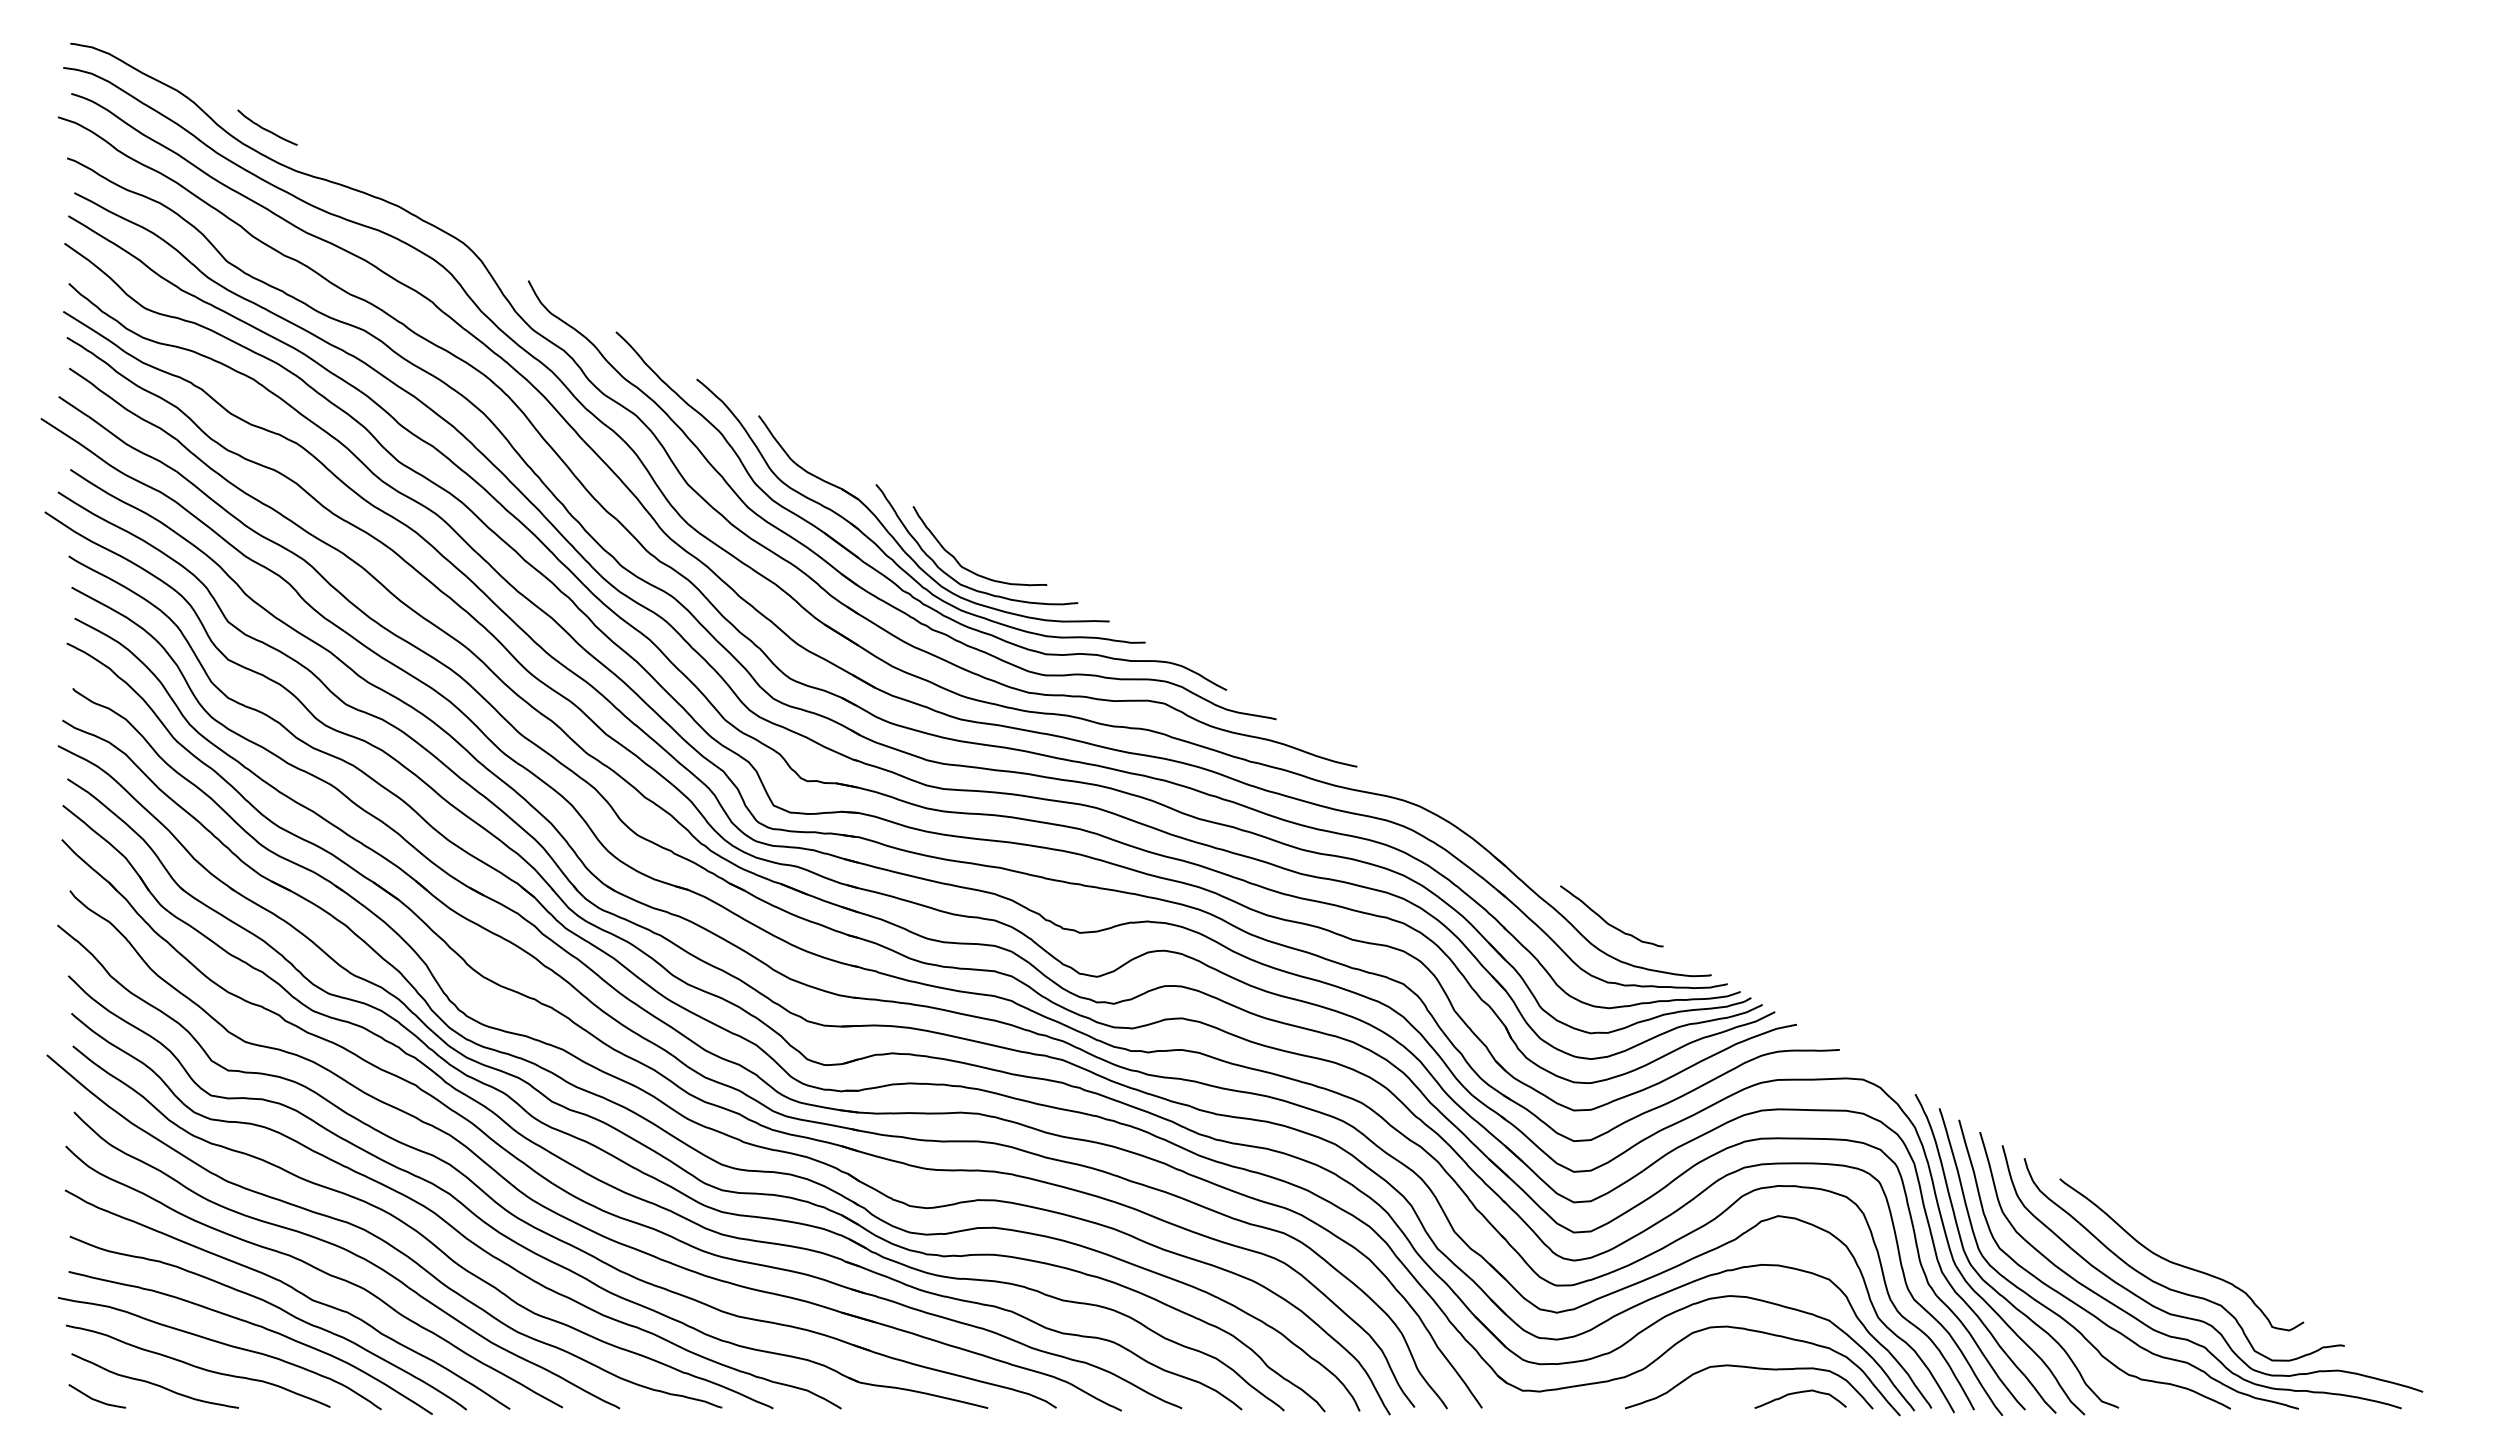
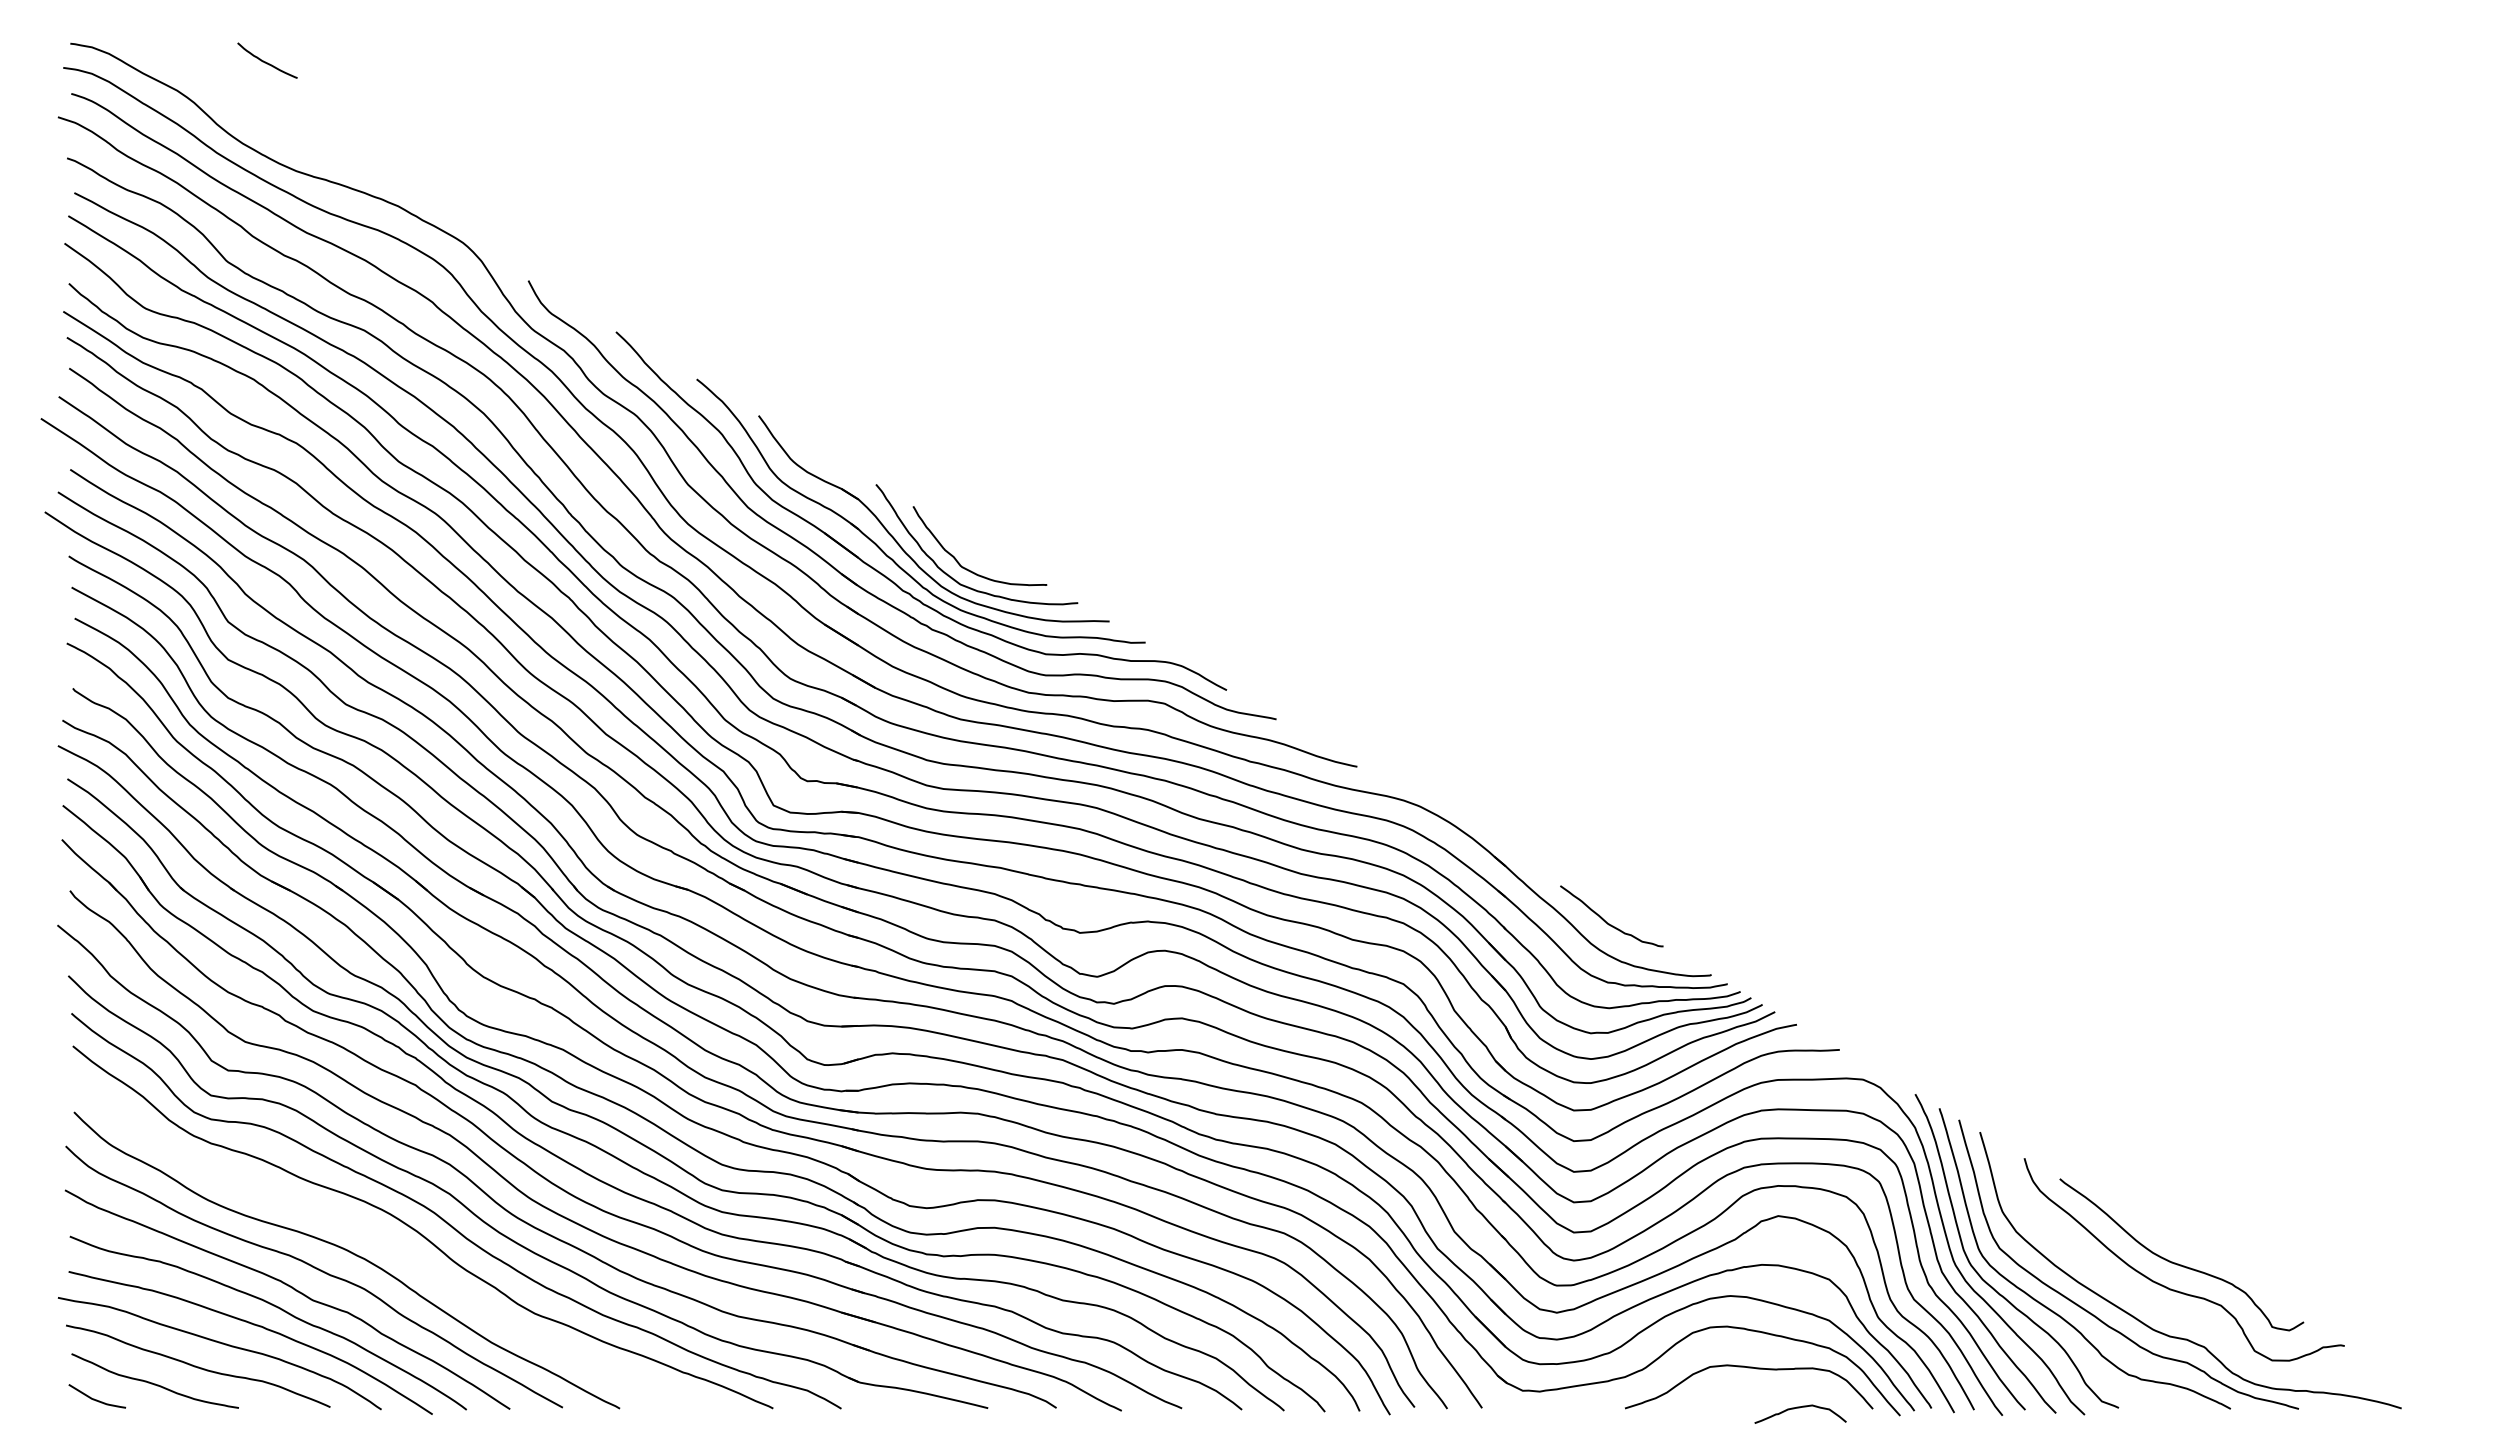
curve position: (267, 129) -> (267, 62) (267, 62)
curve: present -> none (380, 1237)
curve: present -> none (2199, 1319)
curve position: (1800, 1393) -> (1800, 1408) (1800, 1408)
